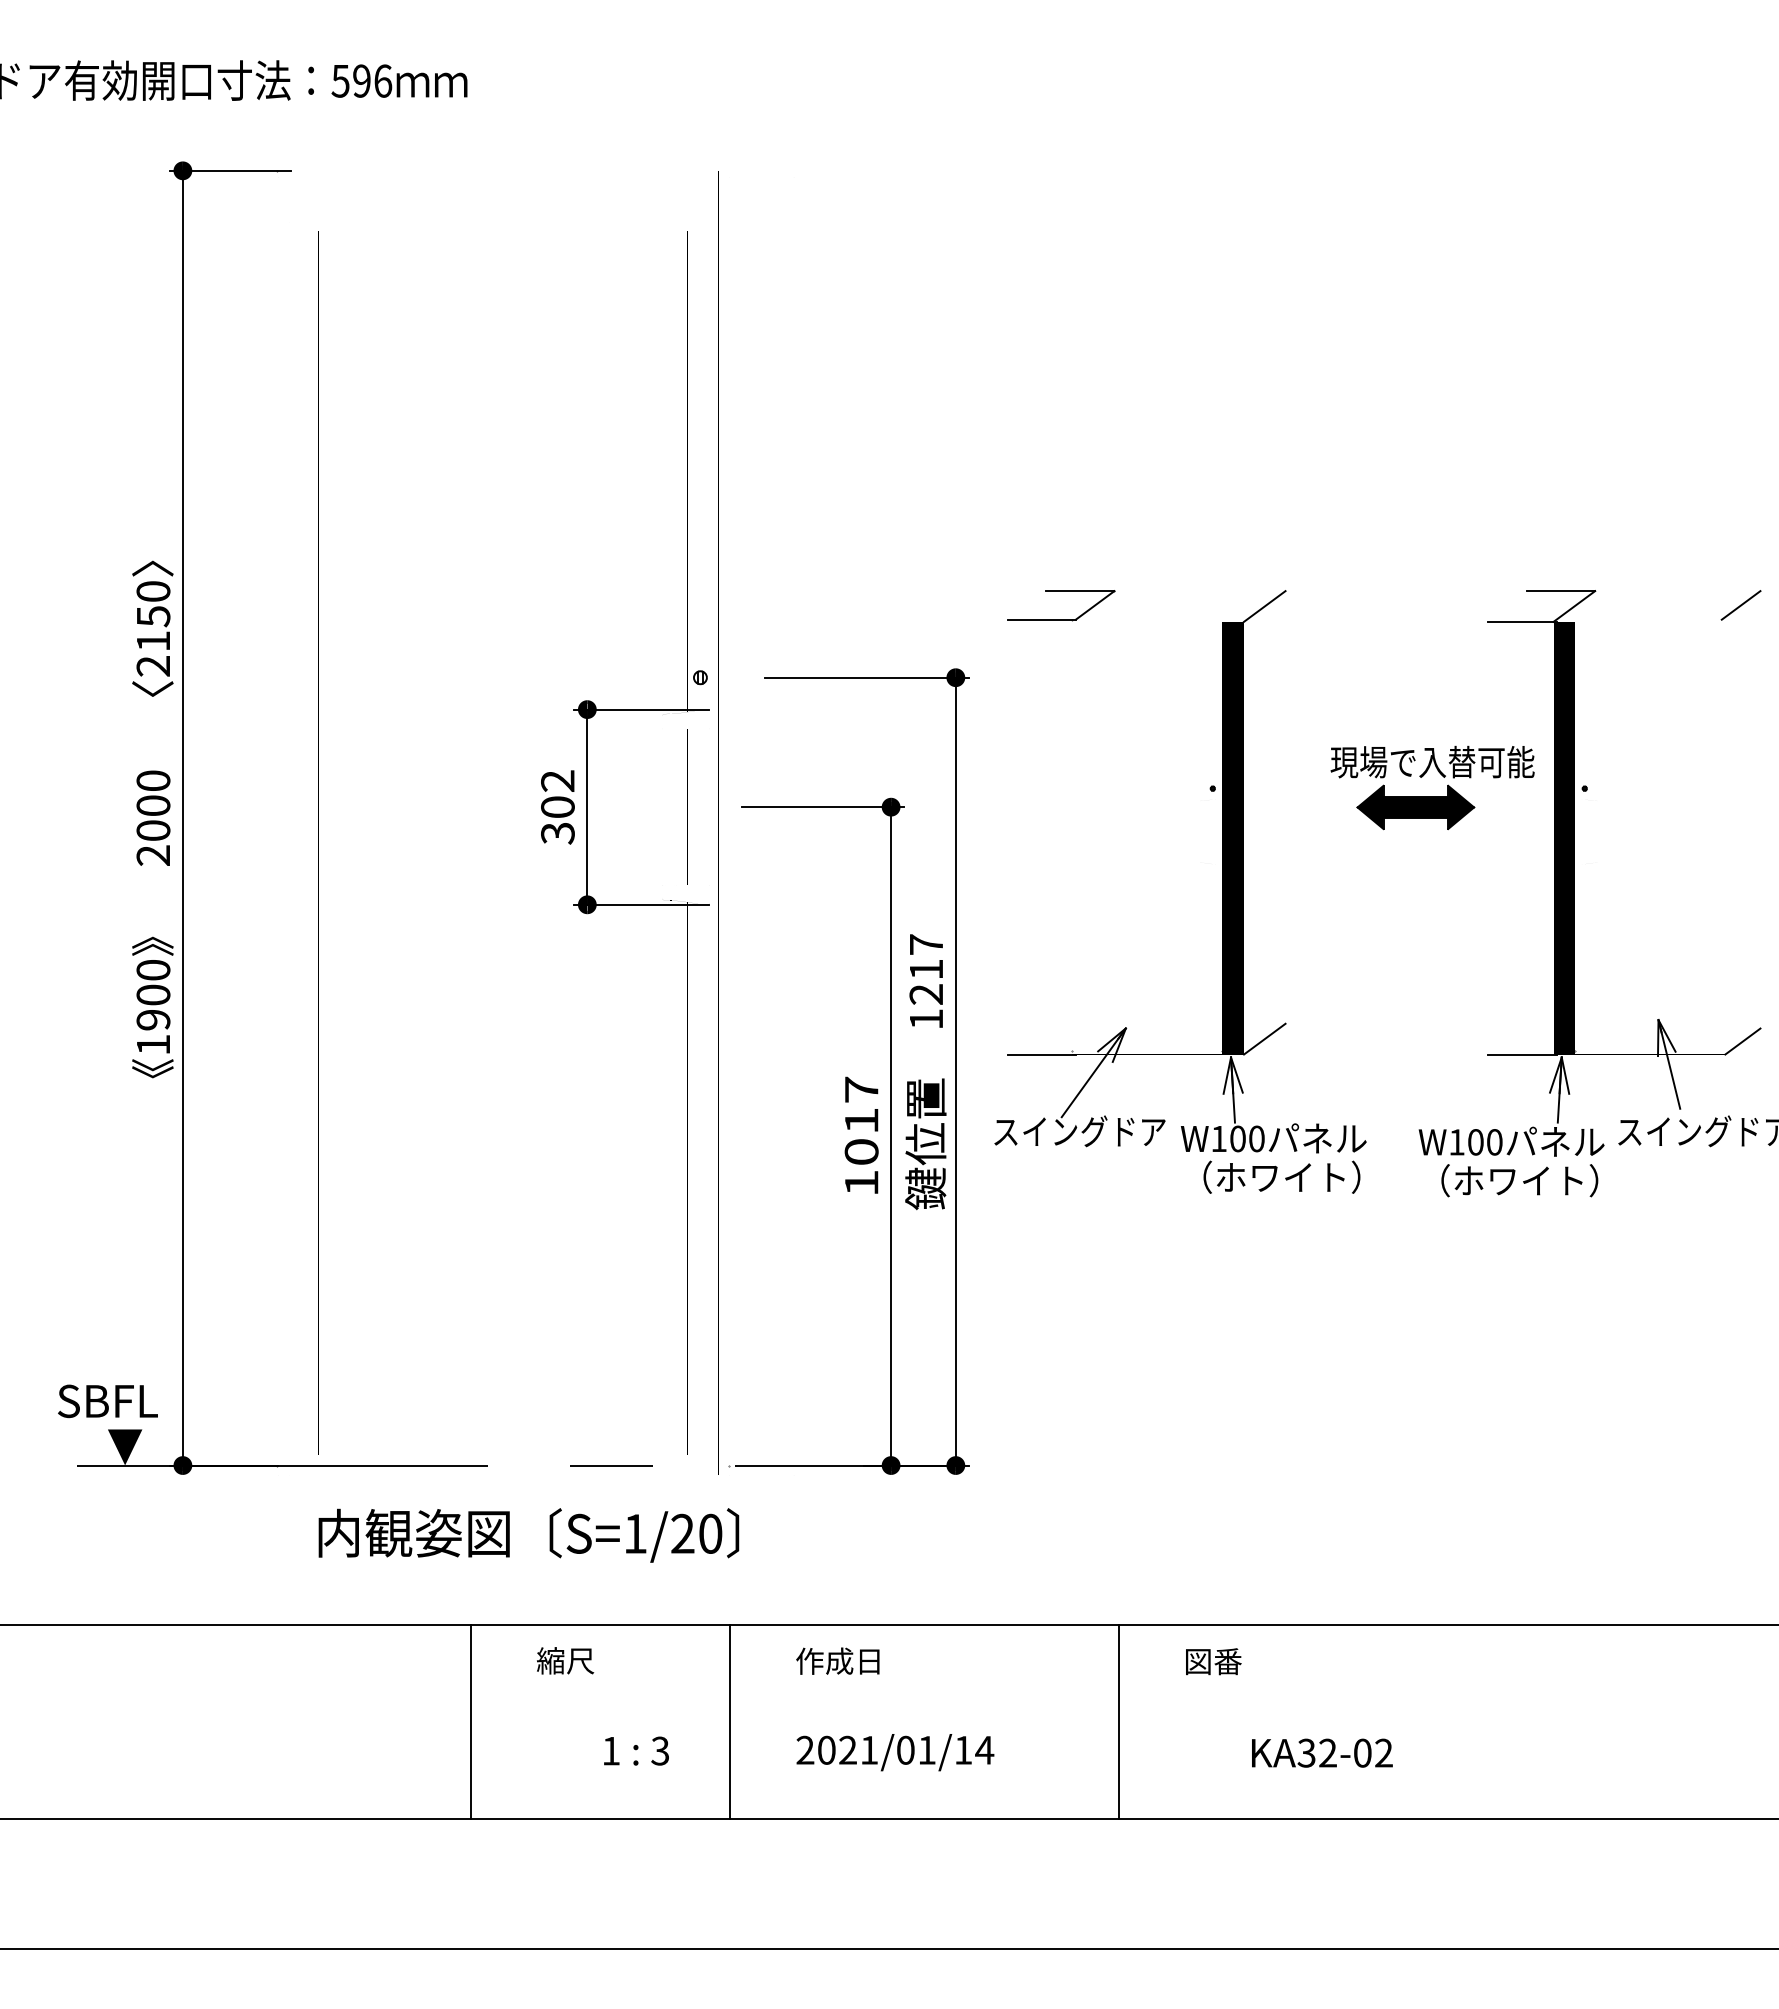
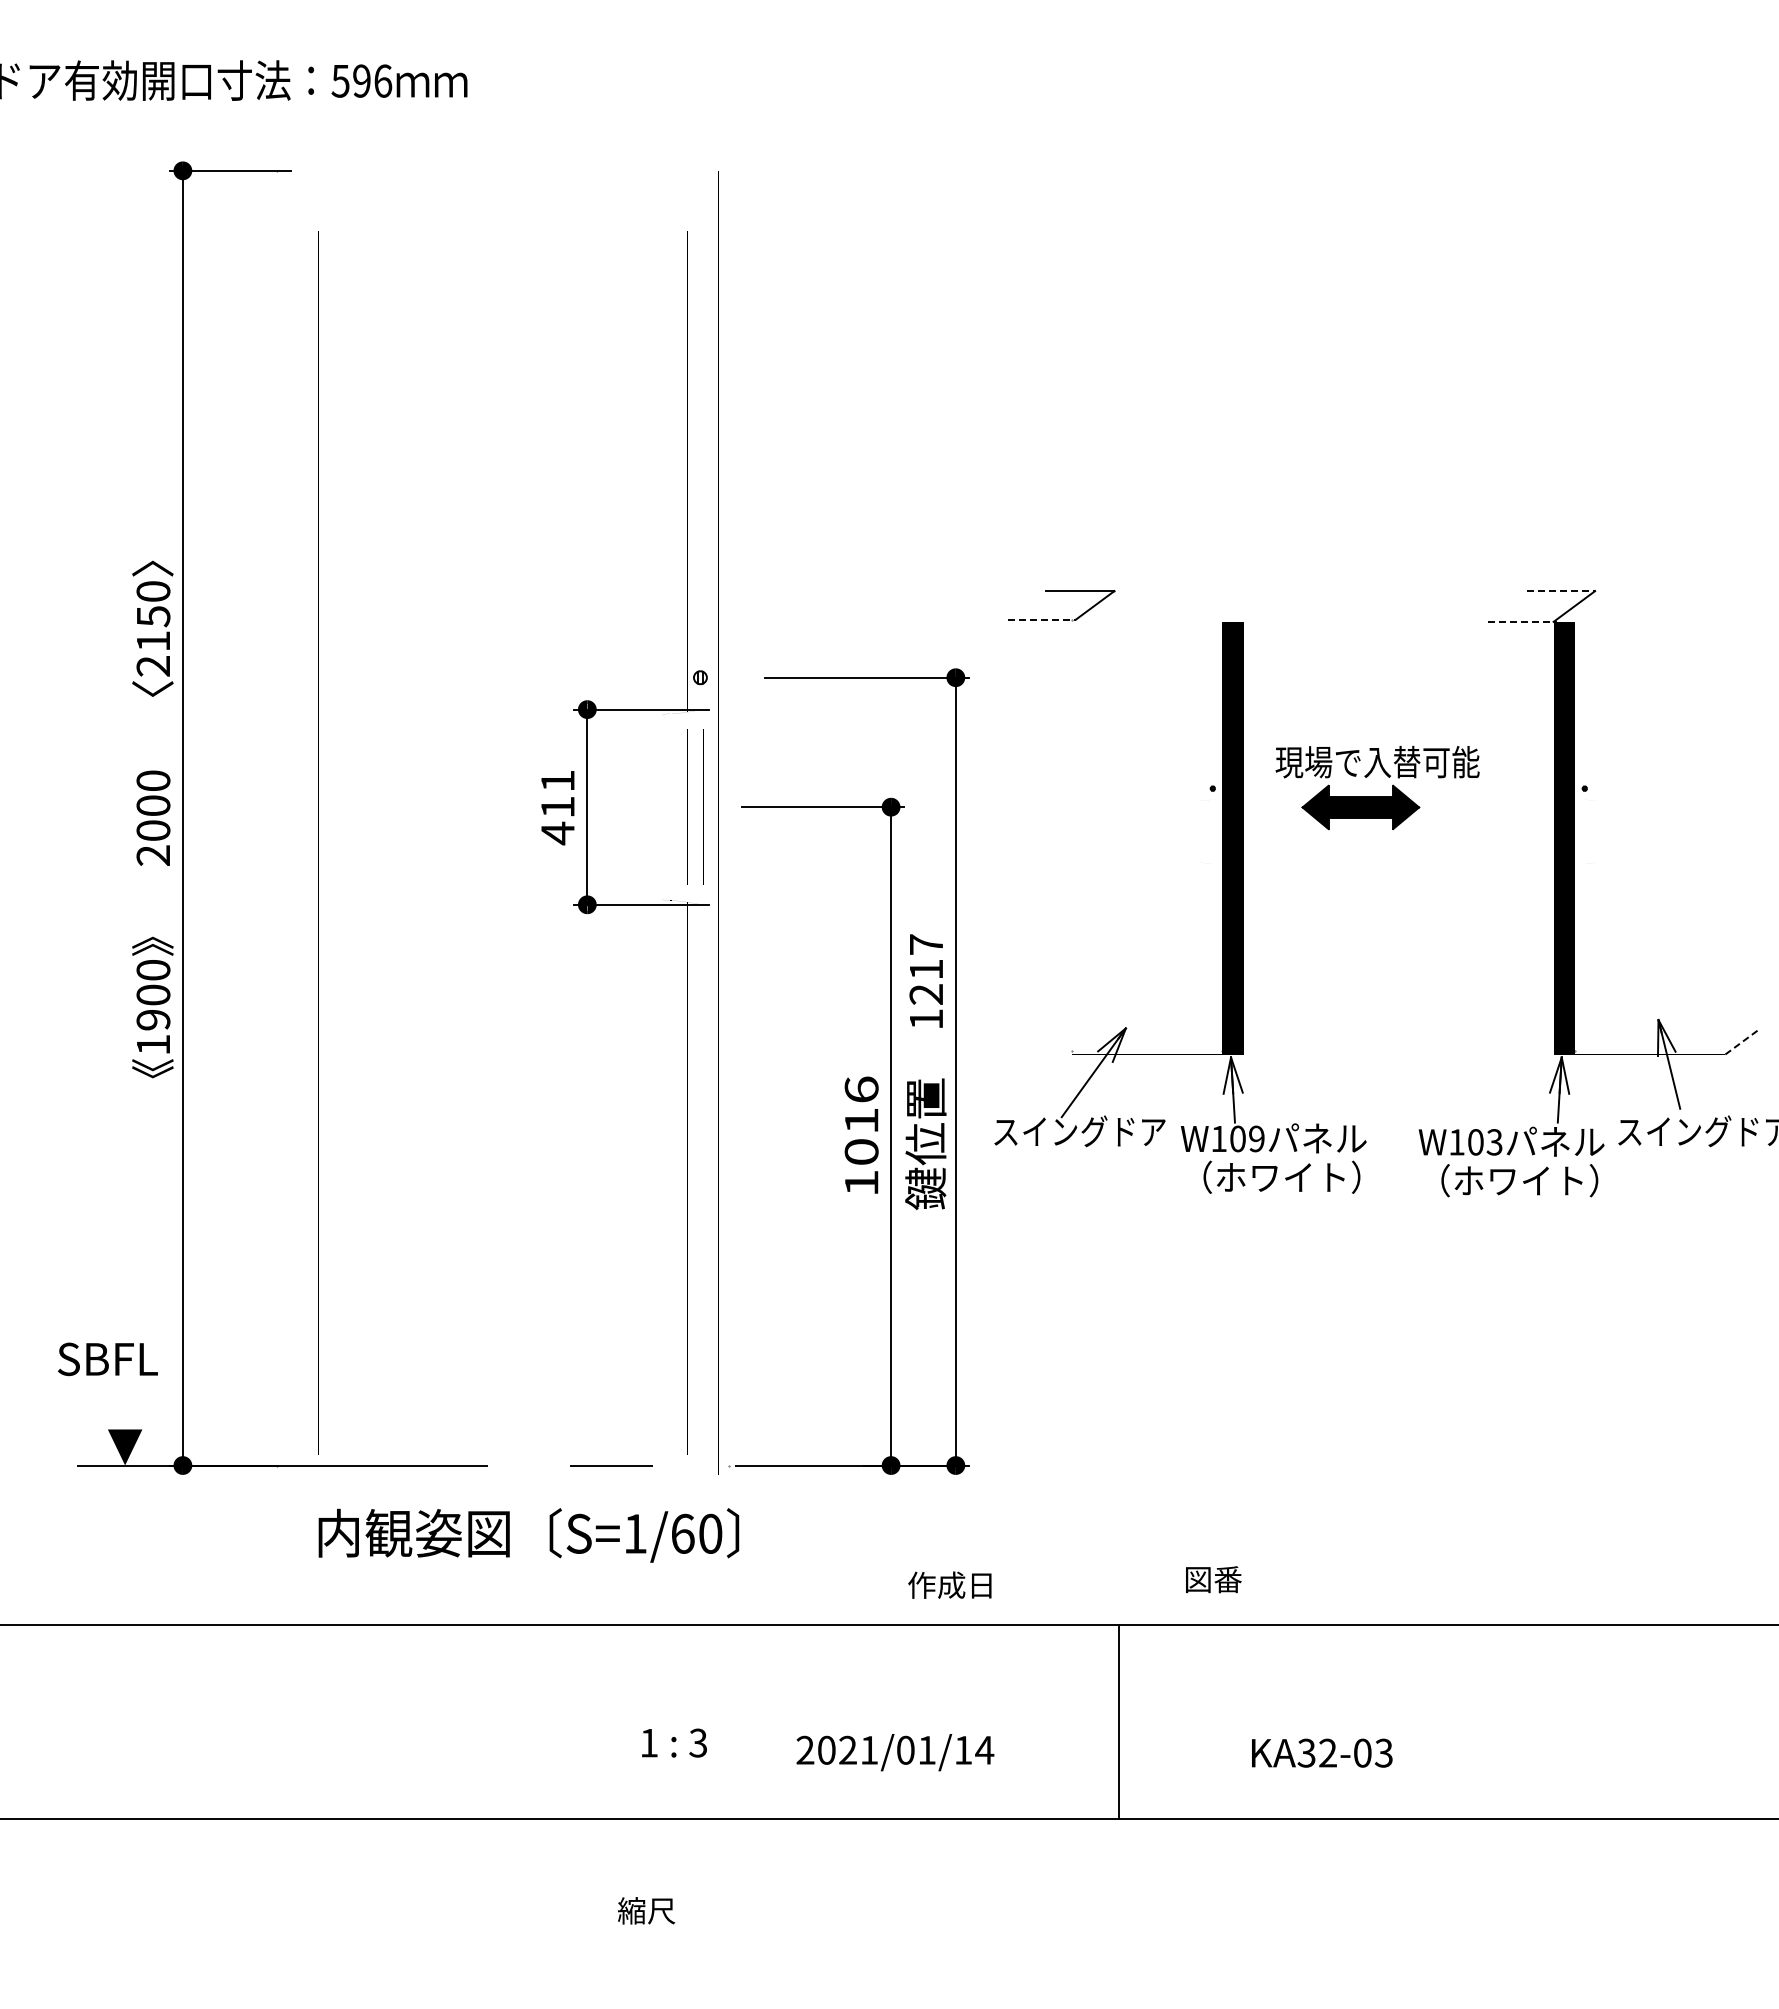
line: solid -> dashed (1561, 591)
line: present -> none (1740, 605)
line: present -> none (1264, 606)
line: solid -> dashed (1042, 619)
line: solid -> dashed (1522, 621)
part position: (1432, 796) -> (1377, 796) (1377, 796)
line: none -> present (703, 806)
text: 302 -> 411 (557, 807)
line: present -> none (1264, 1038)
line: solid -> dashed (1742, 1041)
line: present -> none (1041, 1054)
line: present -> none (1522, 1054)
text: 1017 -> 1016 (861, 1089)
text: W100 -> W109 (1256, 1138)
text: W100 -> W103 (1494, 1142)
text position: (107, 1401) -> (107, 1359) (107, 1359)
text: S=1/20 -> S=1/60 (682, 1533)
text position: (565, 1660) -> (646, 1910) (646, 1910)
text position: (837, 1660) -> (949, 1584) (949, 1584)
text position: (1213, 1661) -> (1213, 1579) (1213, 1579)
line: present -> none (471, 1722)
line: present -> none (730, 1722)
text position: (636, 1750) -> (674, 1742) (674, 1742)
text: KA32-02 -> KA32-03 (1383, 1753)
line: present -> none (888, 1948)
